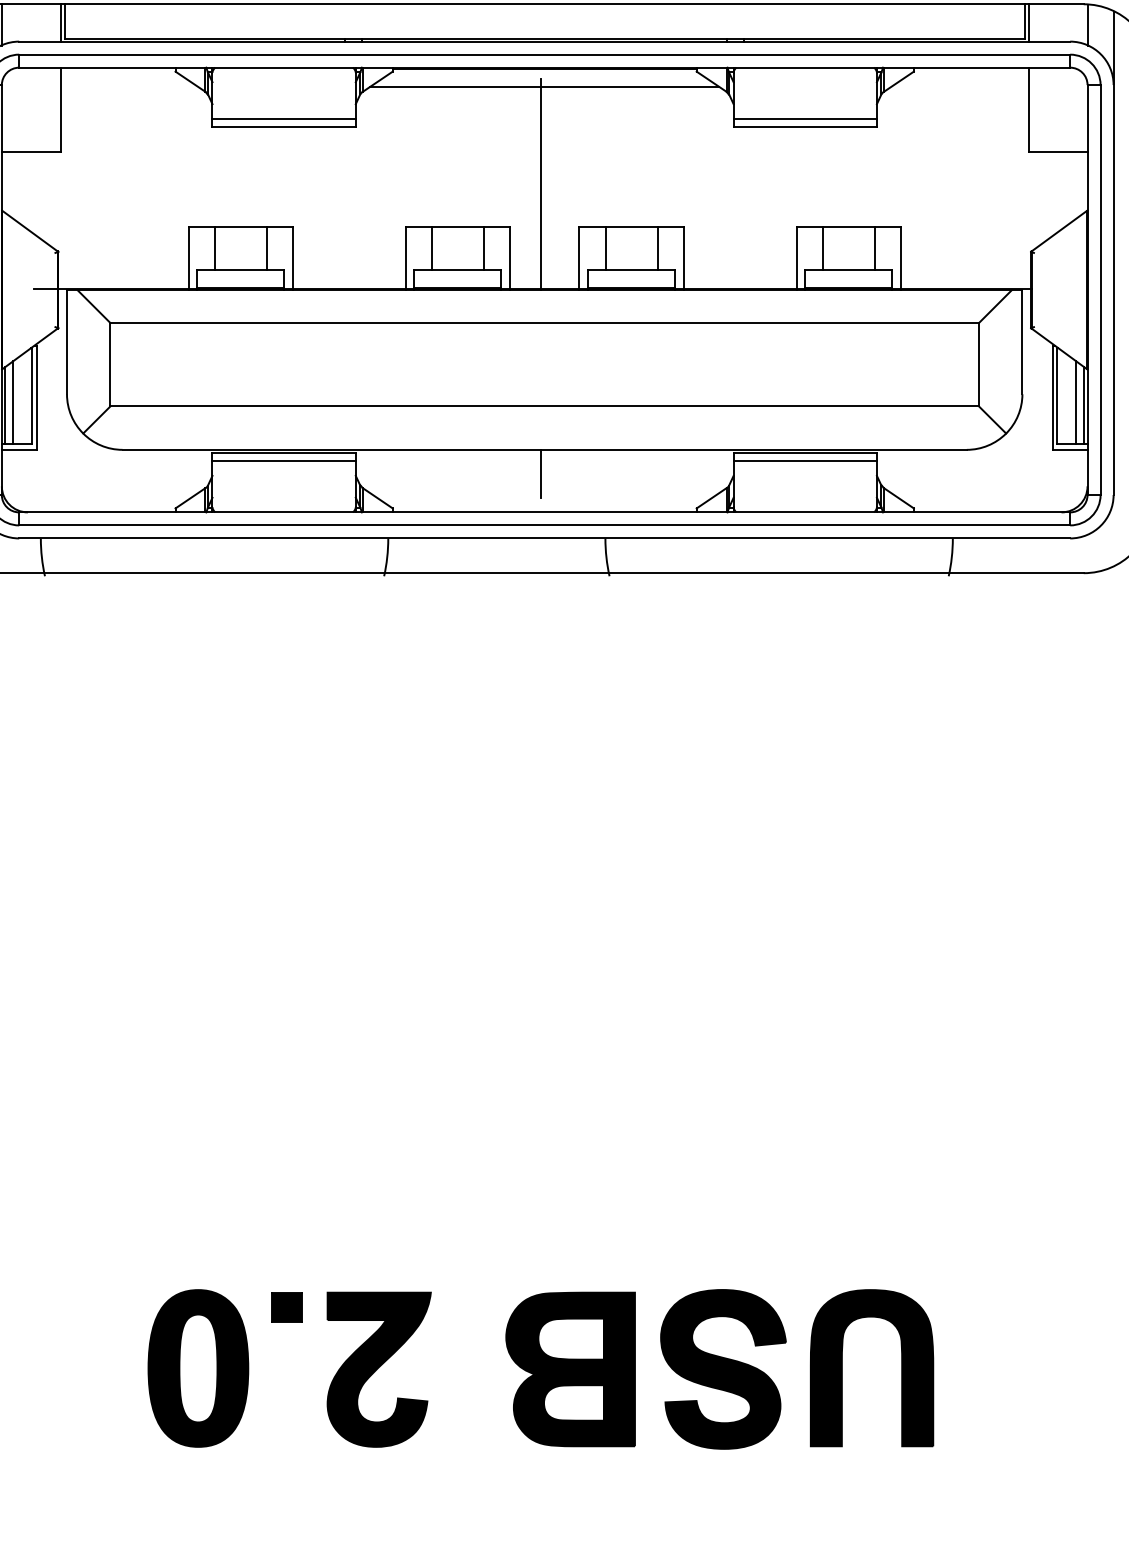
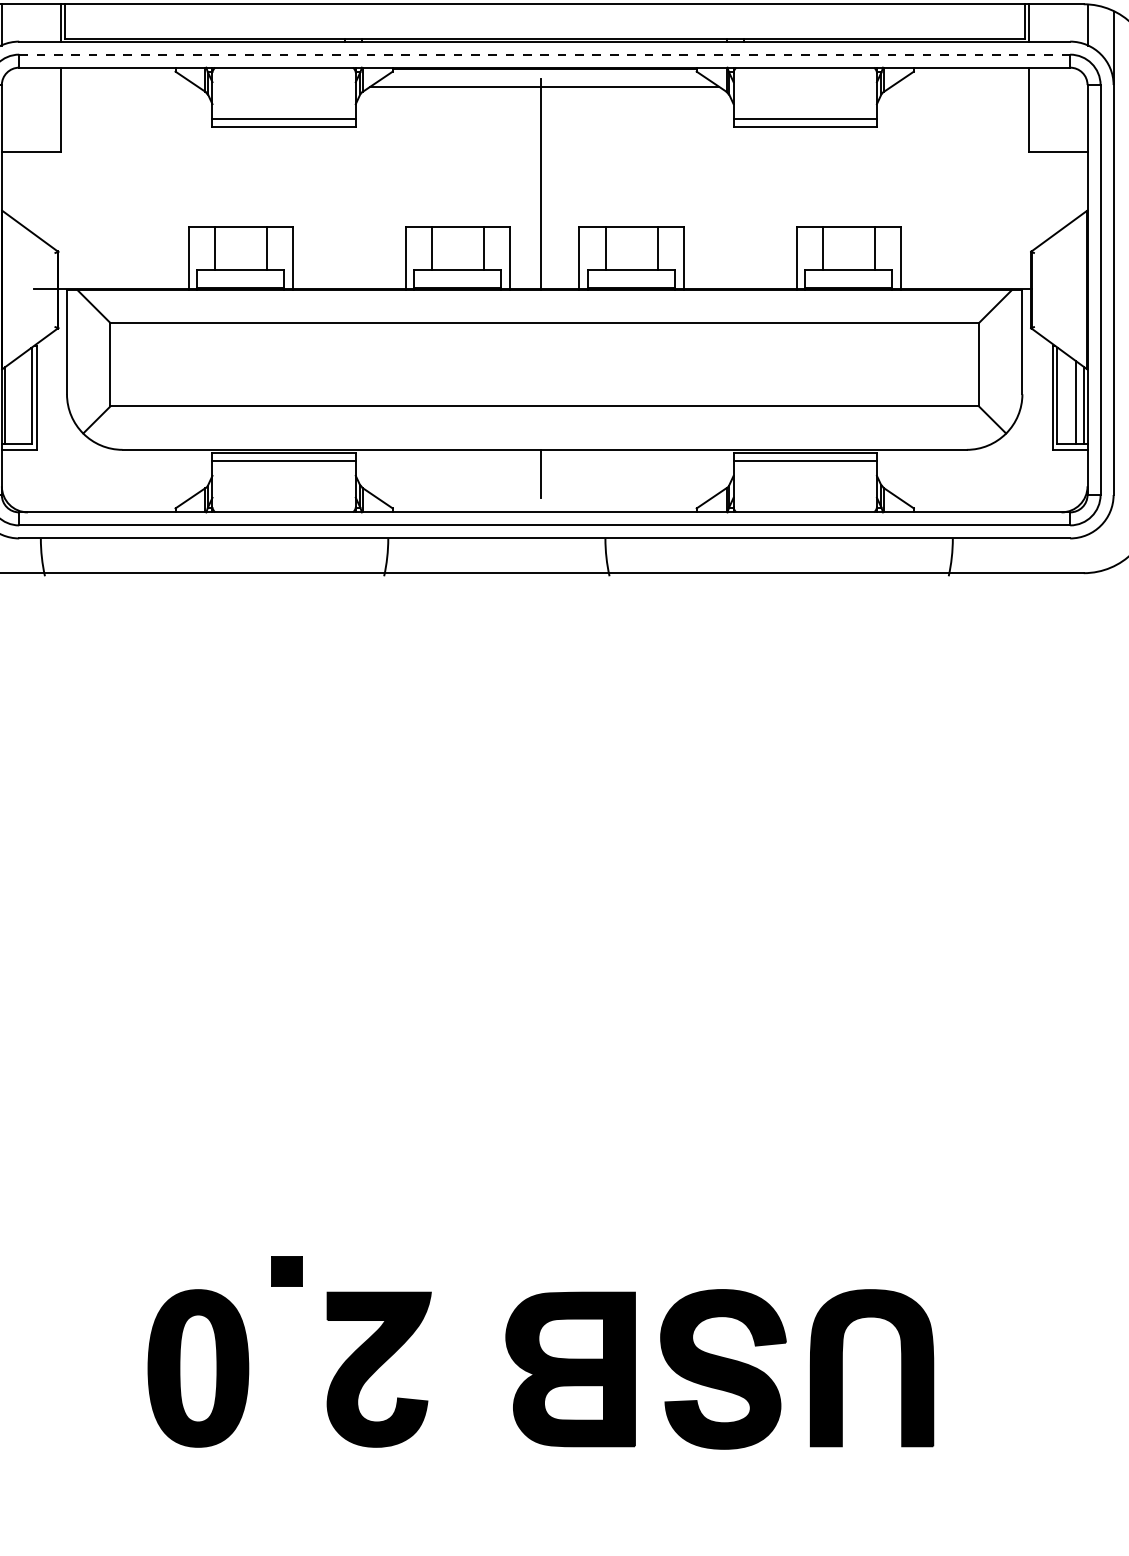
line: solid -> dashed (545, 54)
line: present -> none (13, 402)
part position: (286, 1307) -> (286, 1271) (286, 1271)
